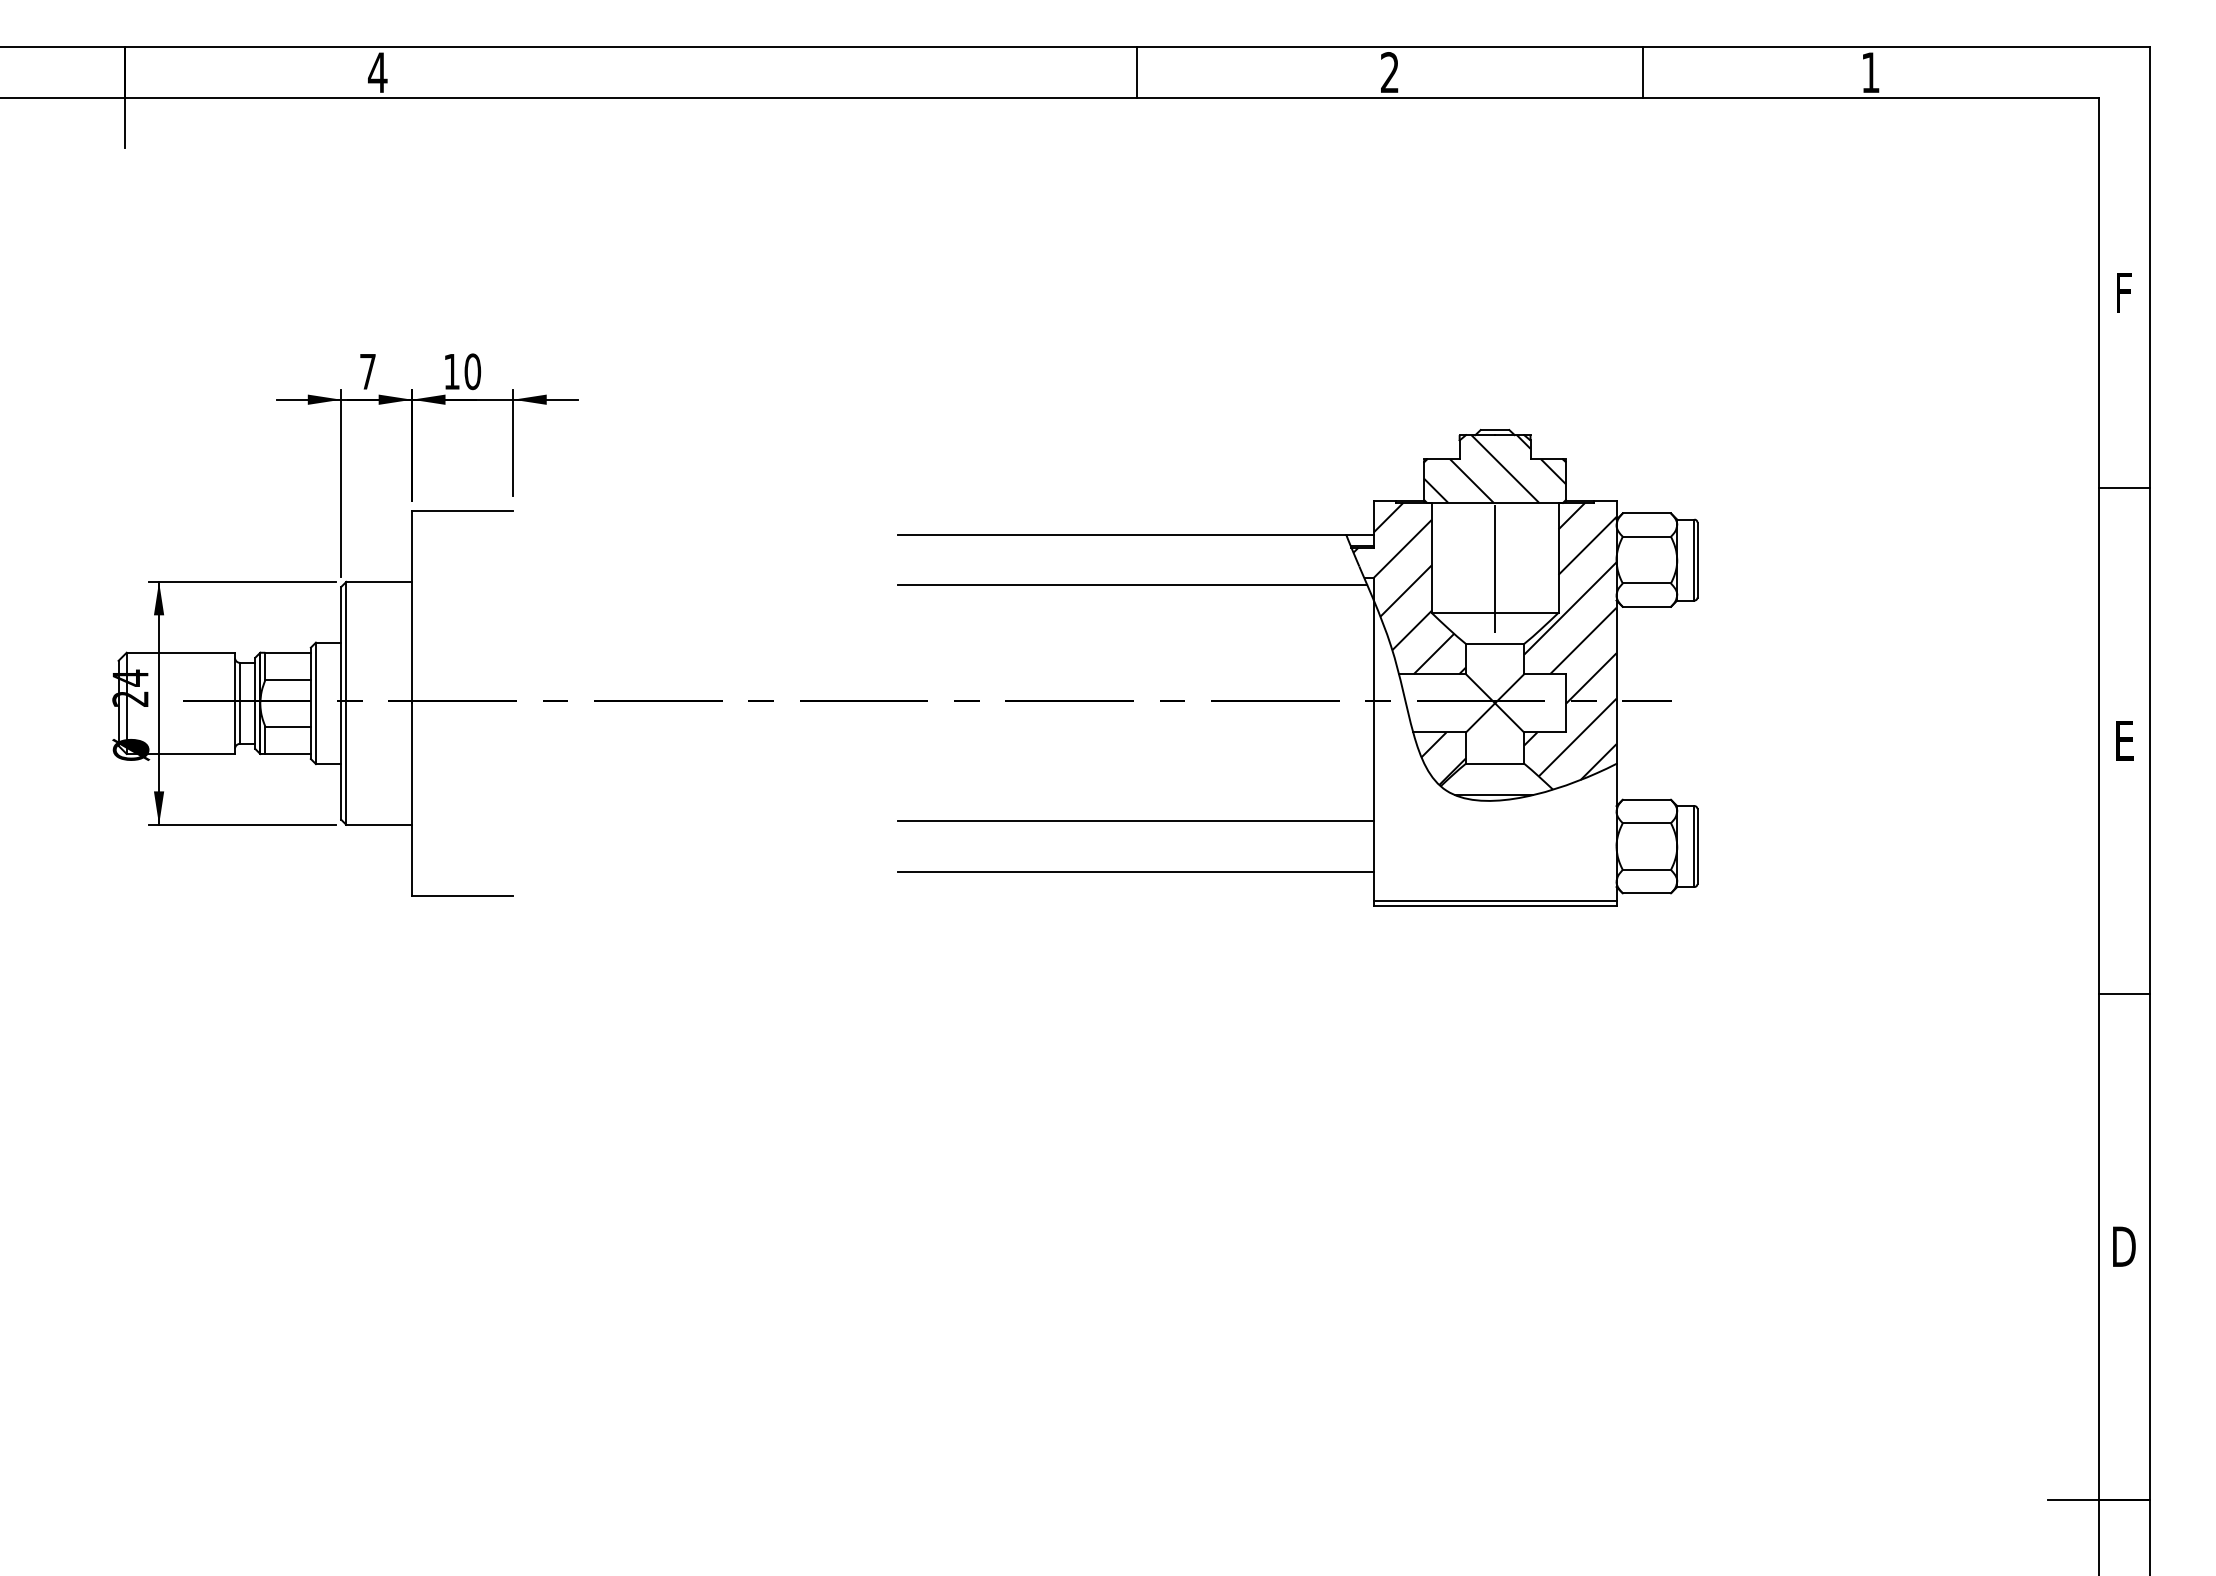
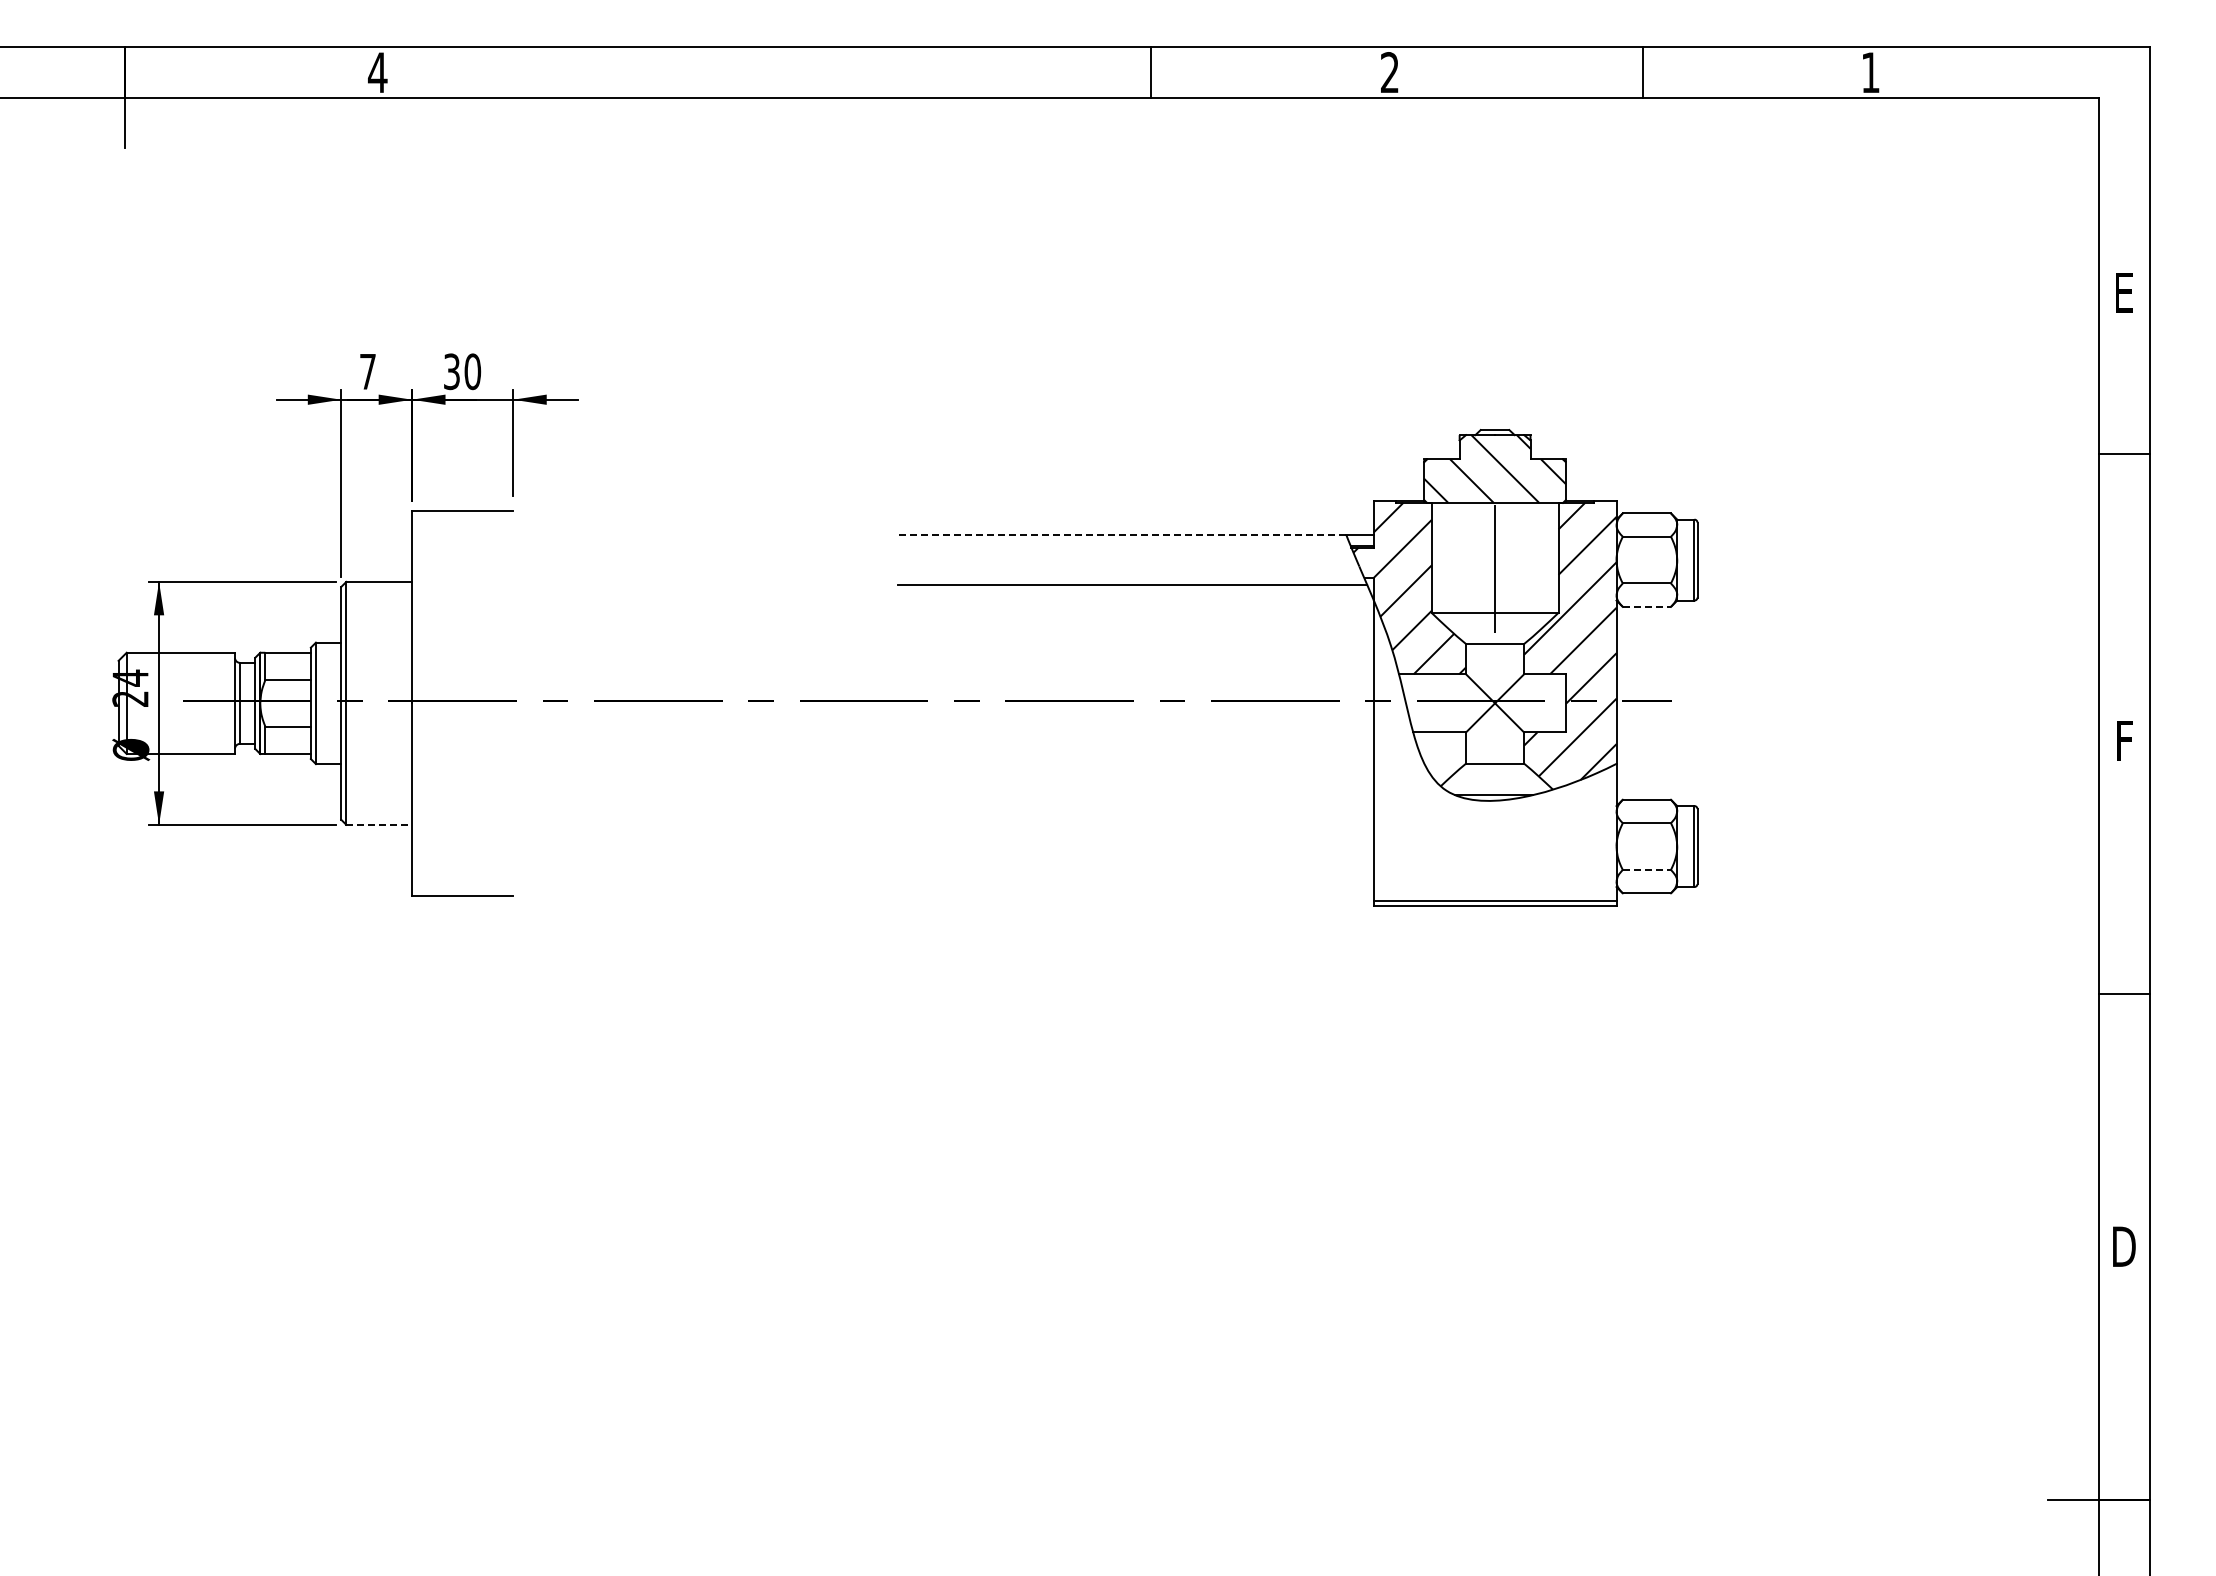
line position: (1137, 72) -> (1151, 72) (1151, 72)
text: F -> E (2124, 292)
text: 10 -> 30 (451, 371)
line position: (2123, 487) -> (2123, 453) (2123, 453)
line: solid -> dashed (1121, 534)
line: solid -> dashed (1647, 606)
text: E -> F (2124, 740)
hatch: present -> none (1443, 758)
line: present -> none (1135, 821)
line: solid -> dashed (379, 824)
line: solid -> dashed (1647, 869)
line: present -> none (1135, 871)
